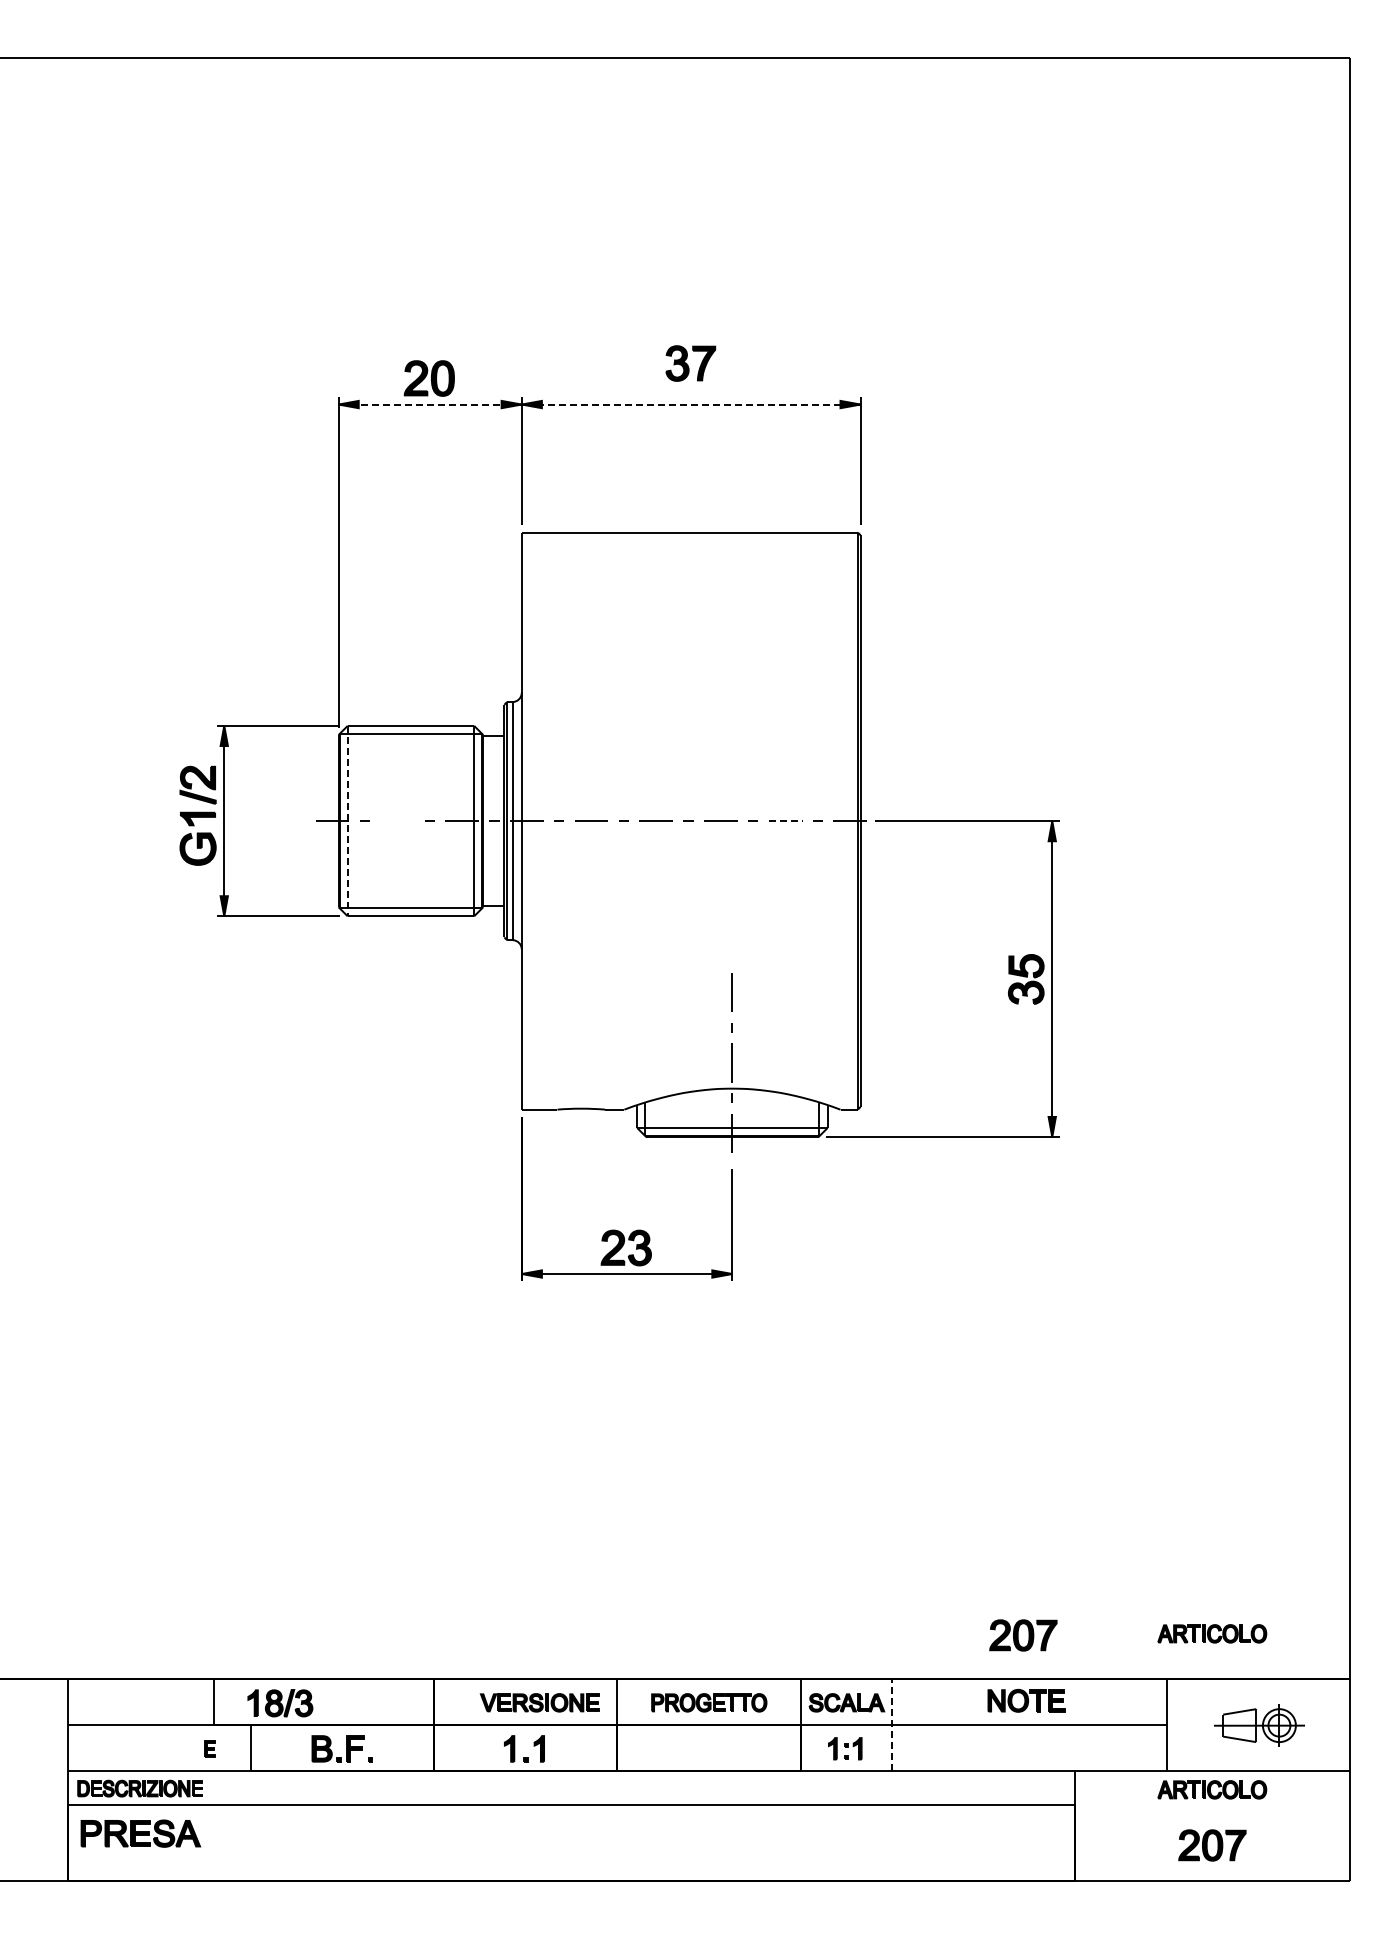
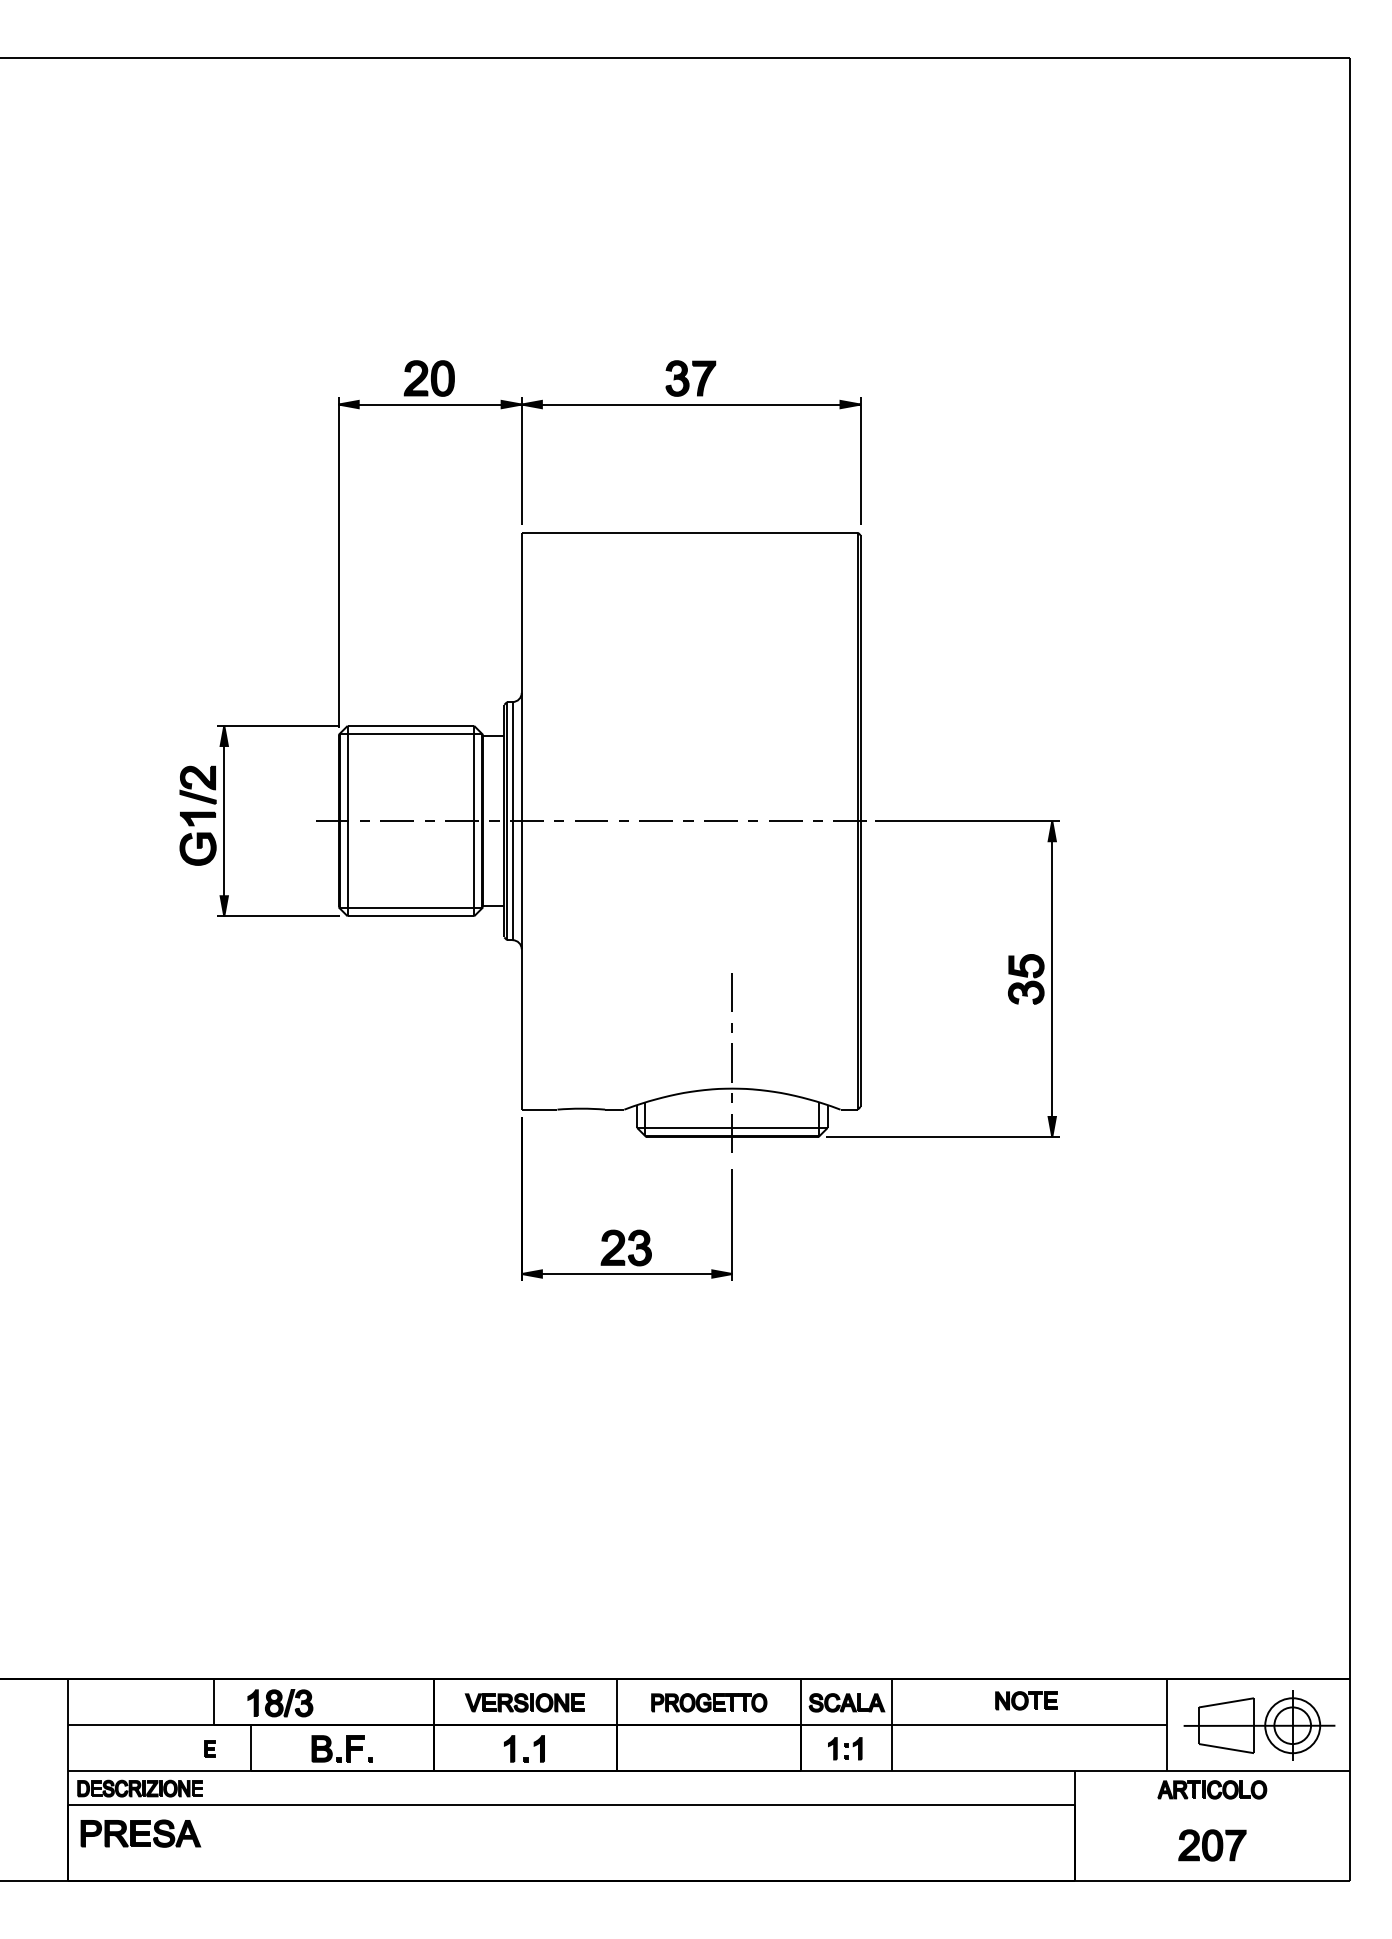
part position: (690, 363) -> (690, 378) (690, 378)
line: dashed -> solid (600, 404)
line: none -> present (396, 820)
line: dashed -> solid (347, 821)
line: dashed -> solid (785, 821)
part: present -> none (1212, 1633)
part: present -> none (1023, 1635)
part size: 79x25 px -> 63x20 px (1026, 1700)
part position: (539, 1702) -> (524, 1702) (524, 1702)
line: dashed -> solid (892, 1725)
part size: 91x43 px -> 153x71 px (1259, 1725)
